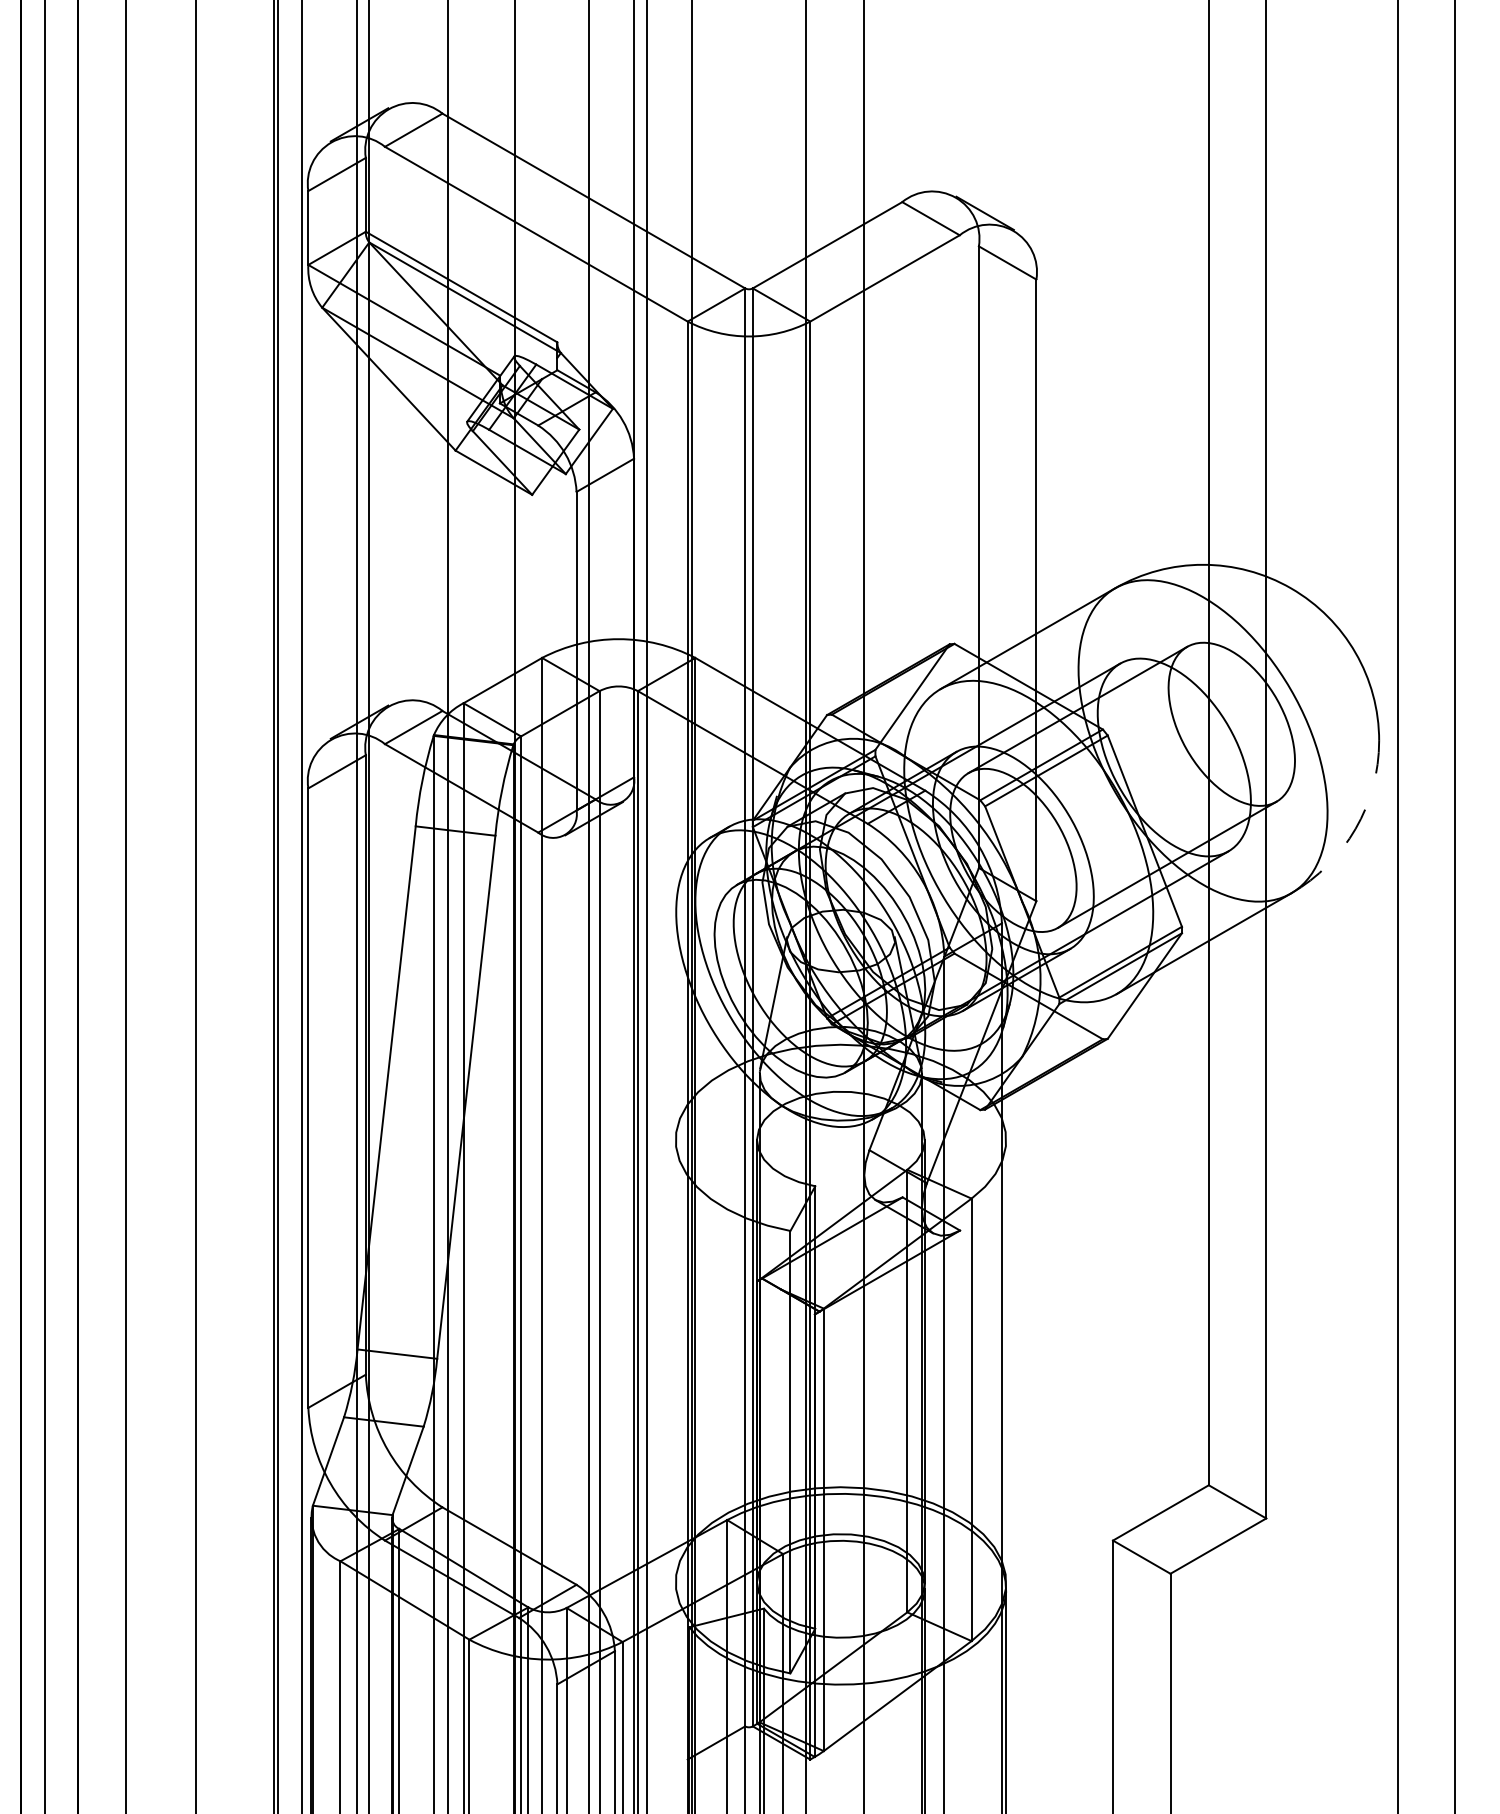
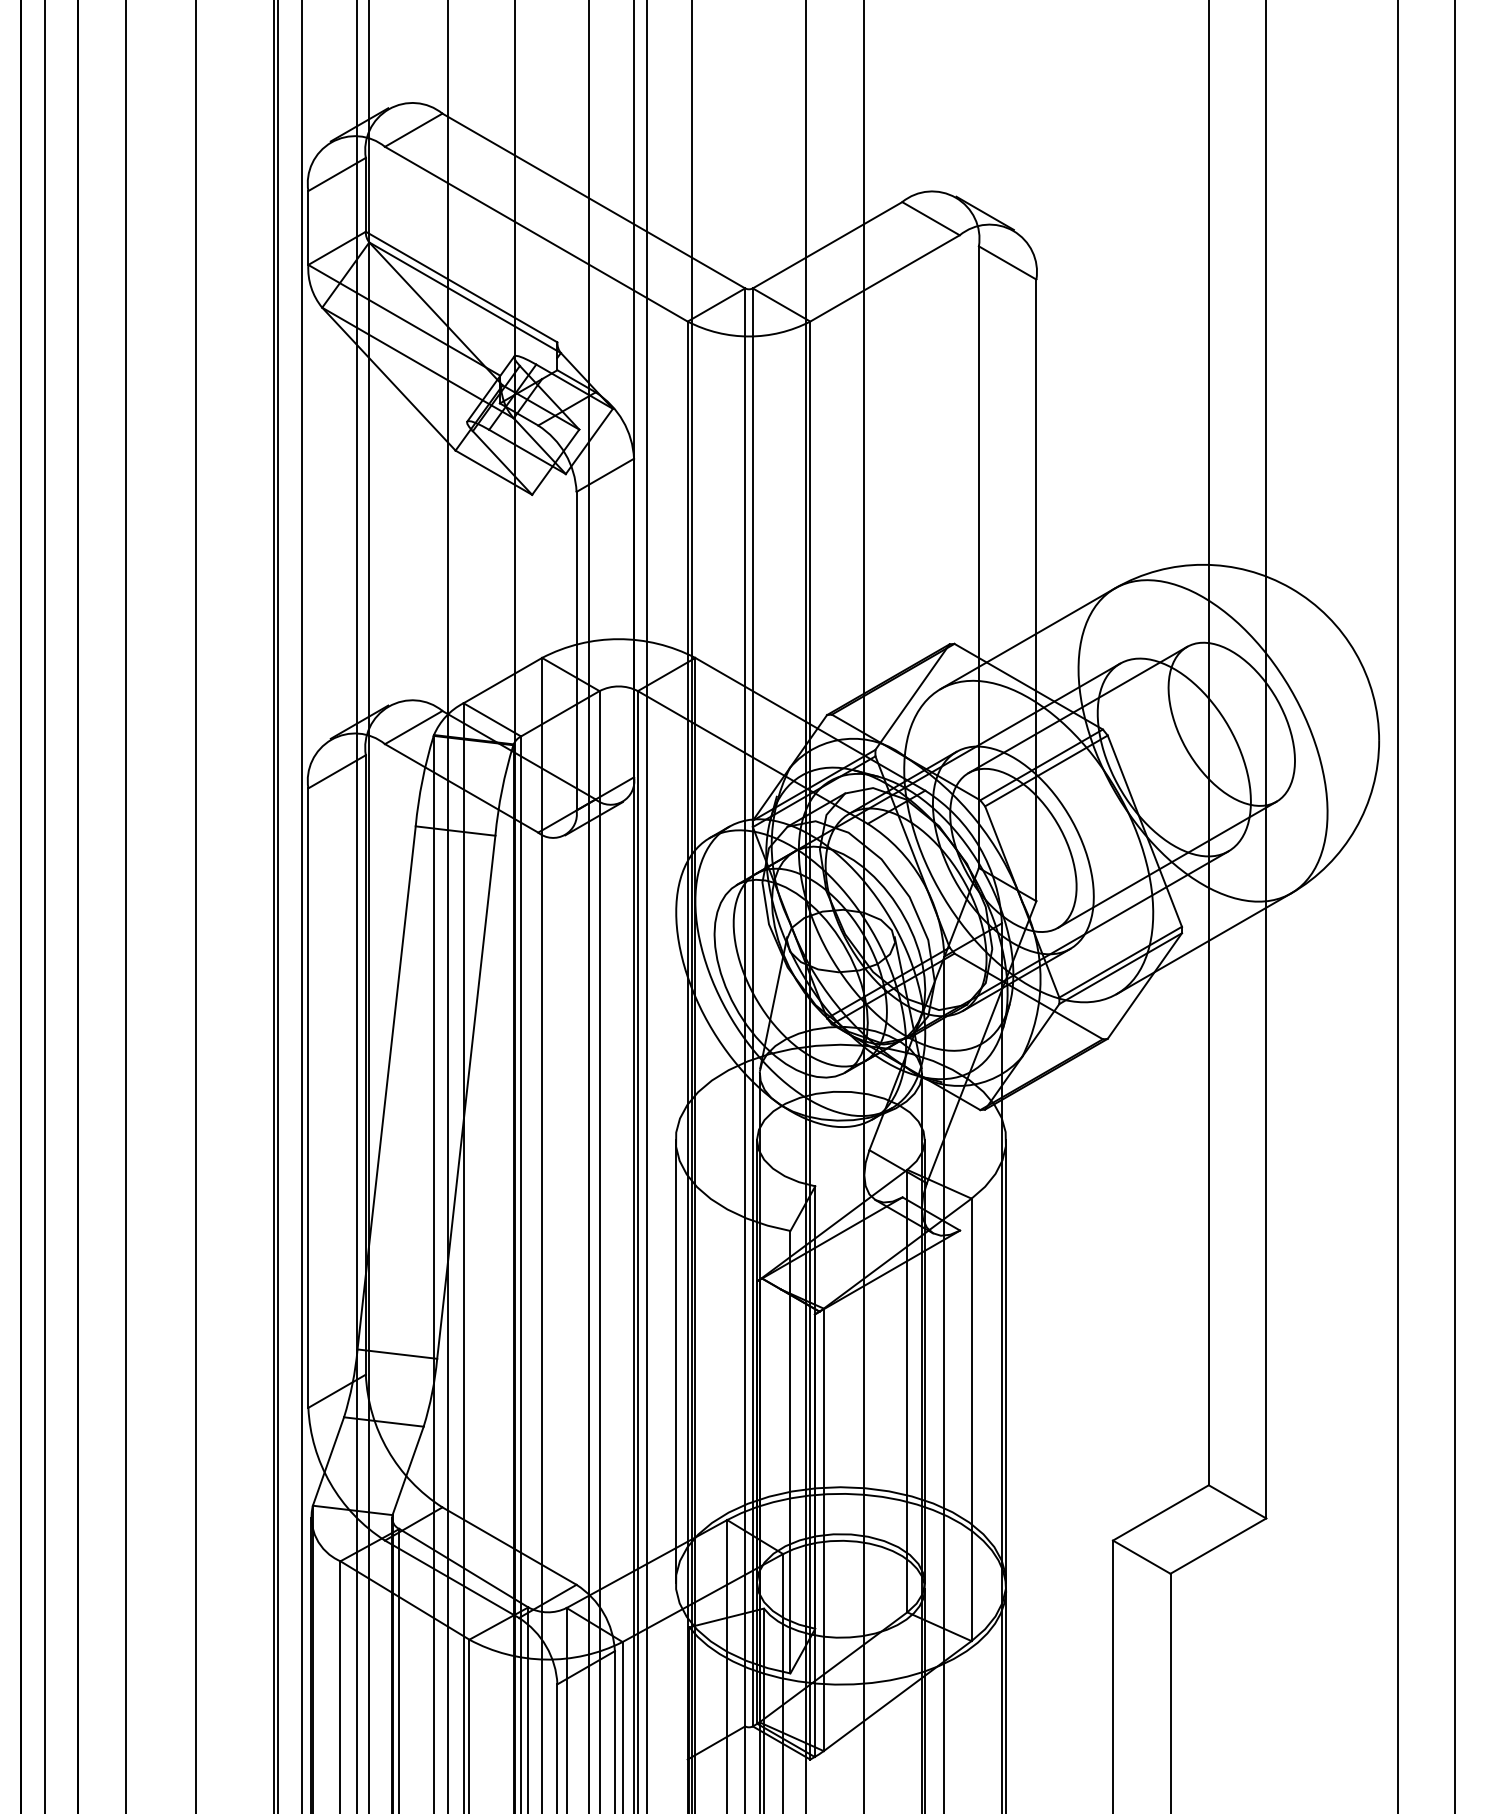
arc: dashed -> solid (1355, 828)
line: none -> present (675, 1361)
line: none -> present (1006, 1361)
